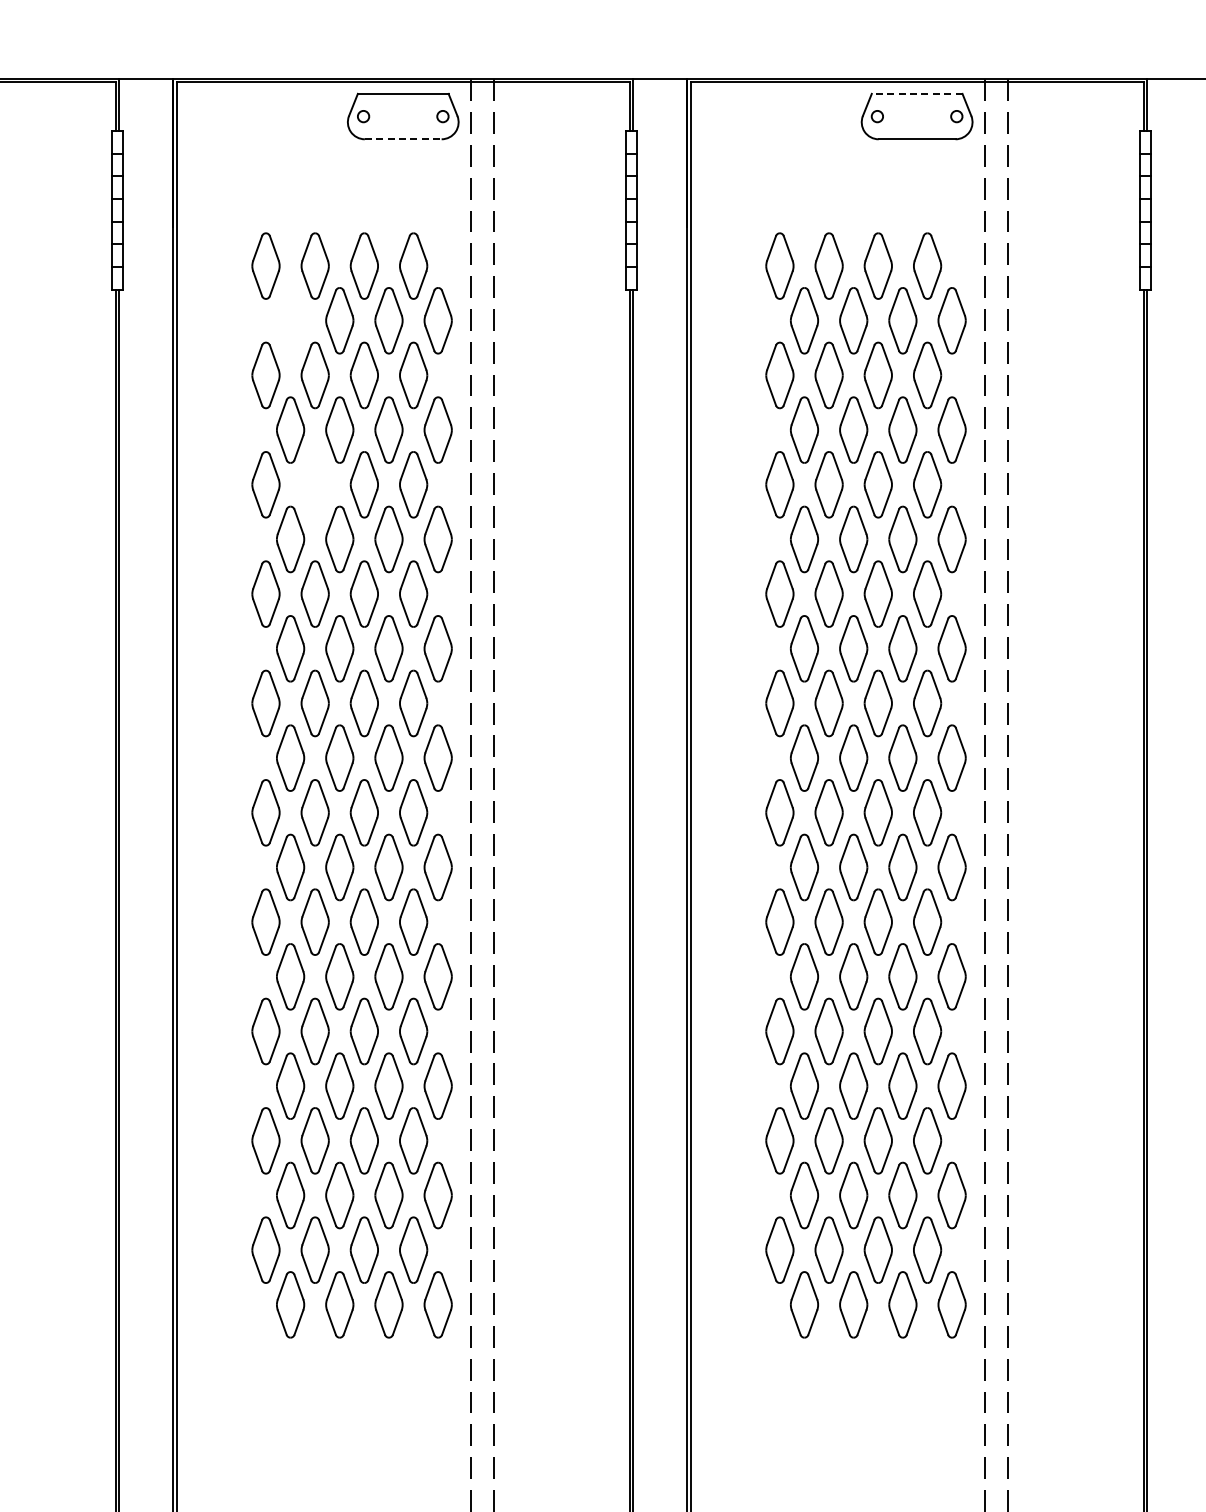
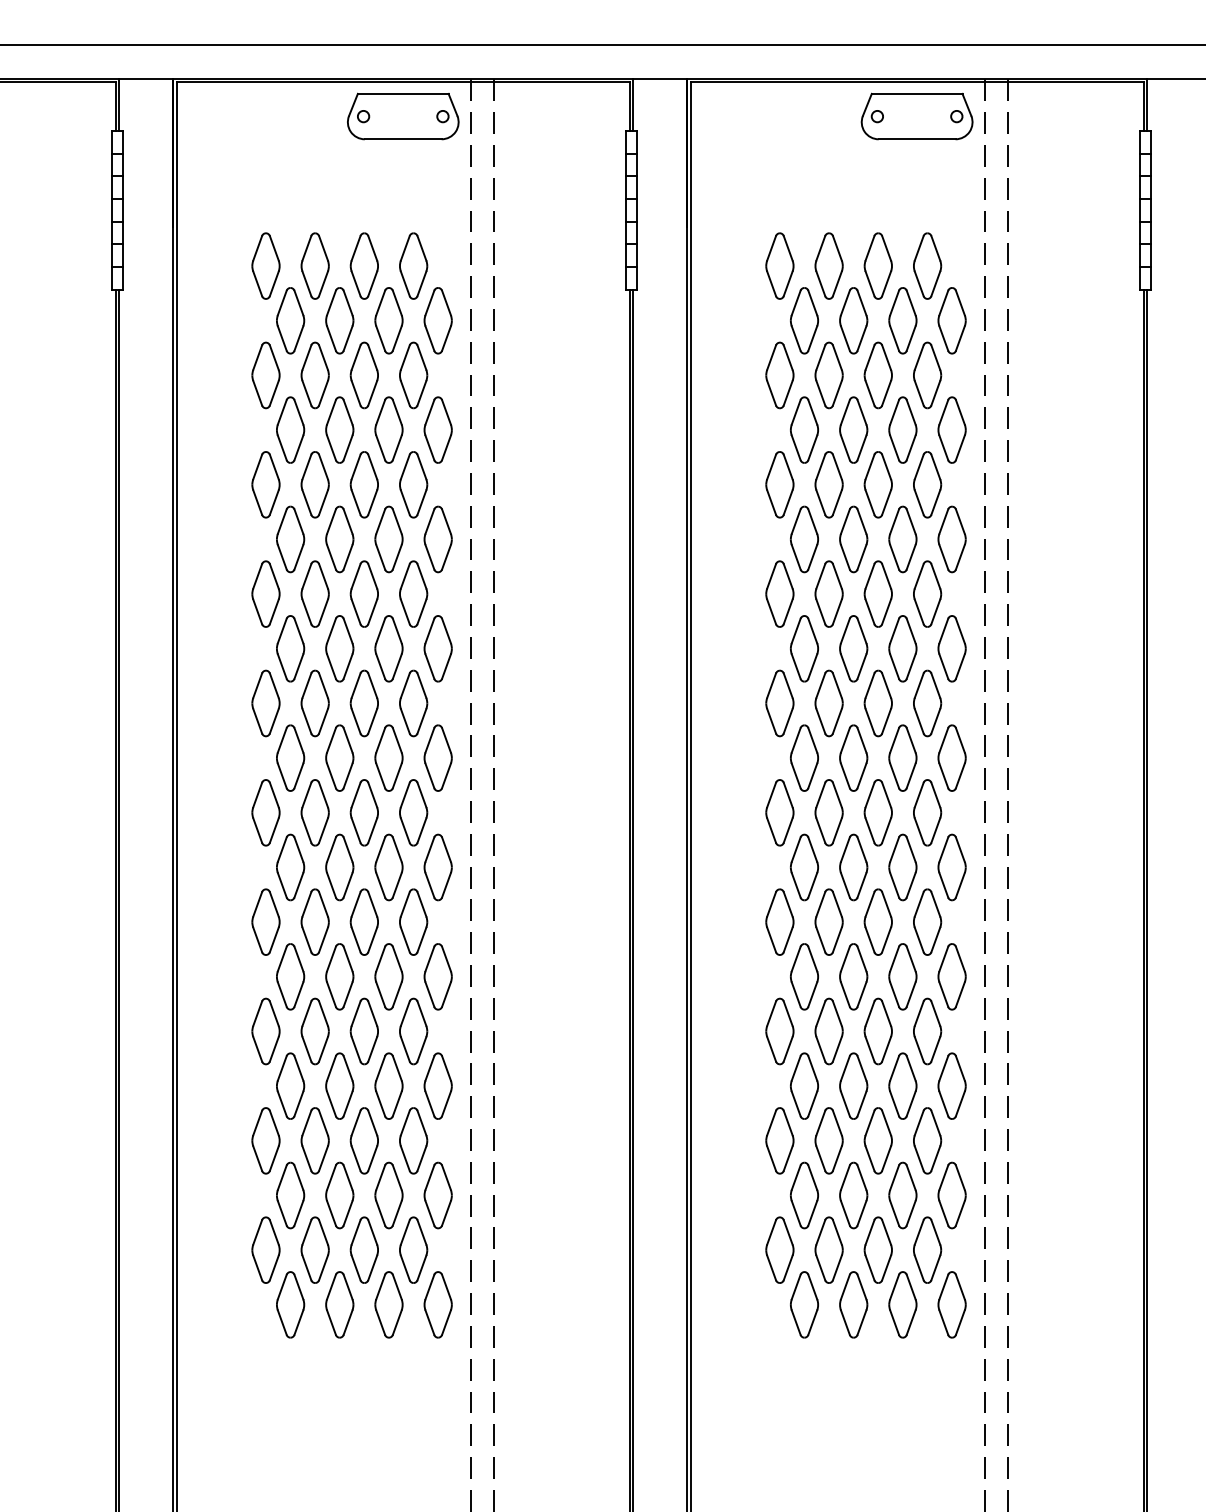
line: none -> present (602, 45)
line: dashed -> solid (916, 93)
line: dashed -> solid (403, 139)
part: none -> present (290, 320)
part: none -> present (314, 484)
